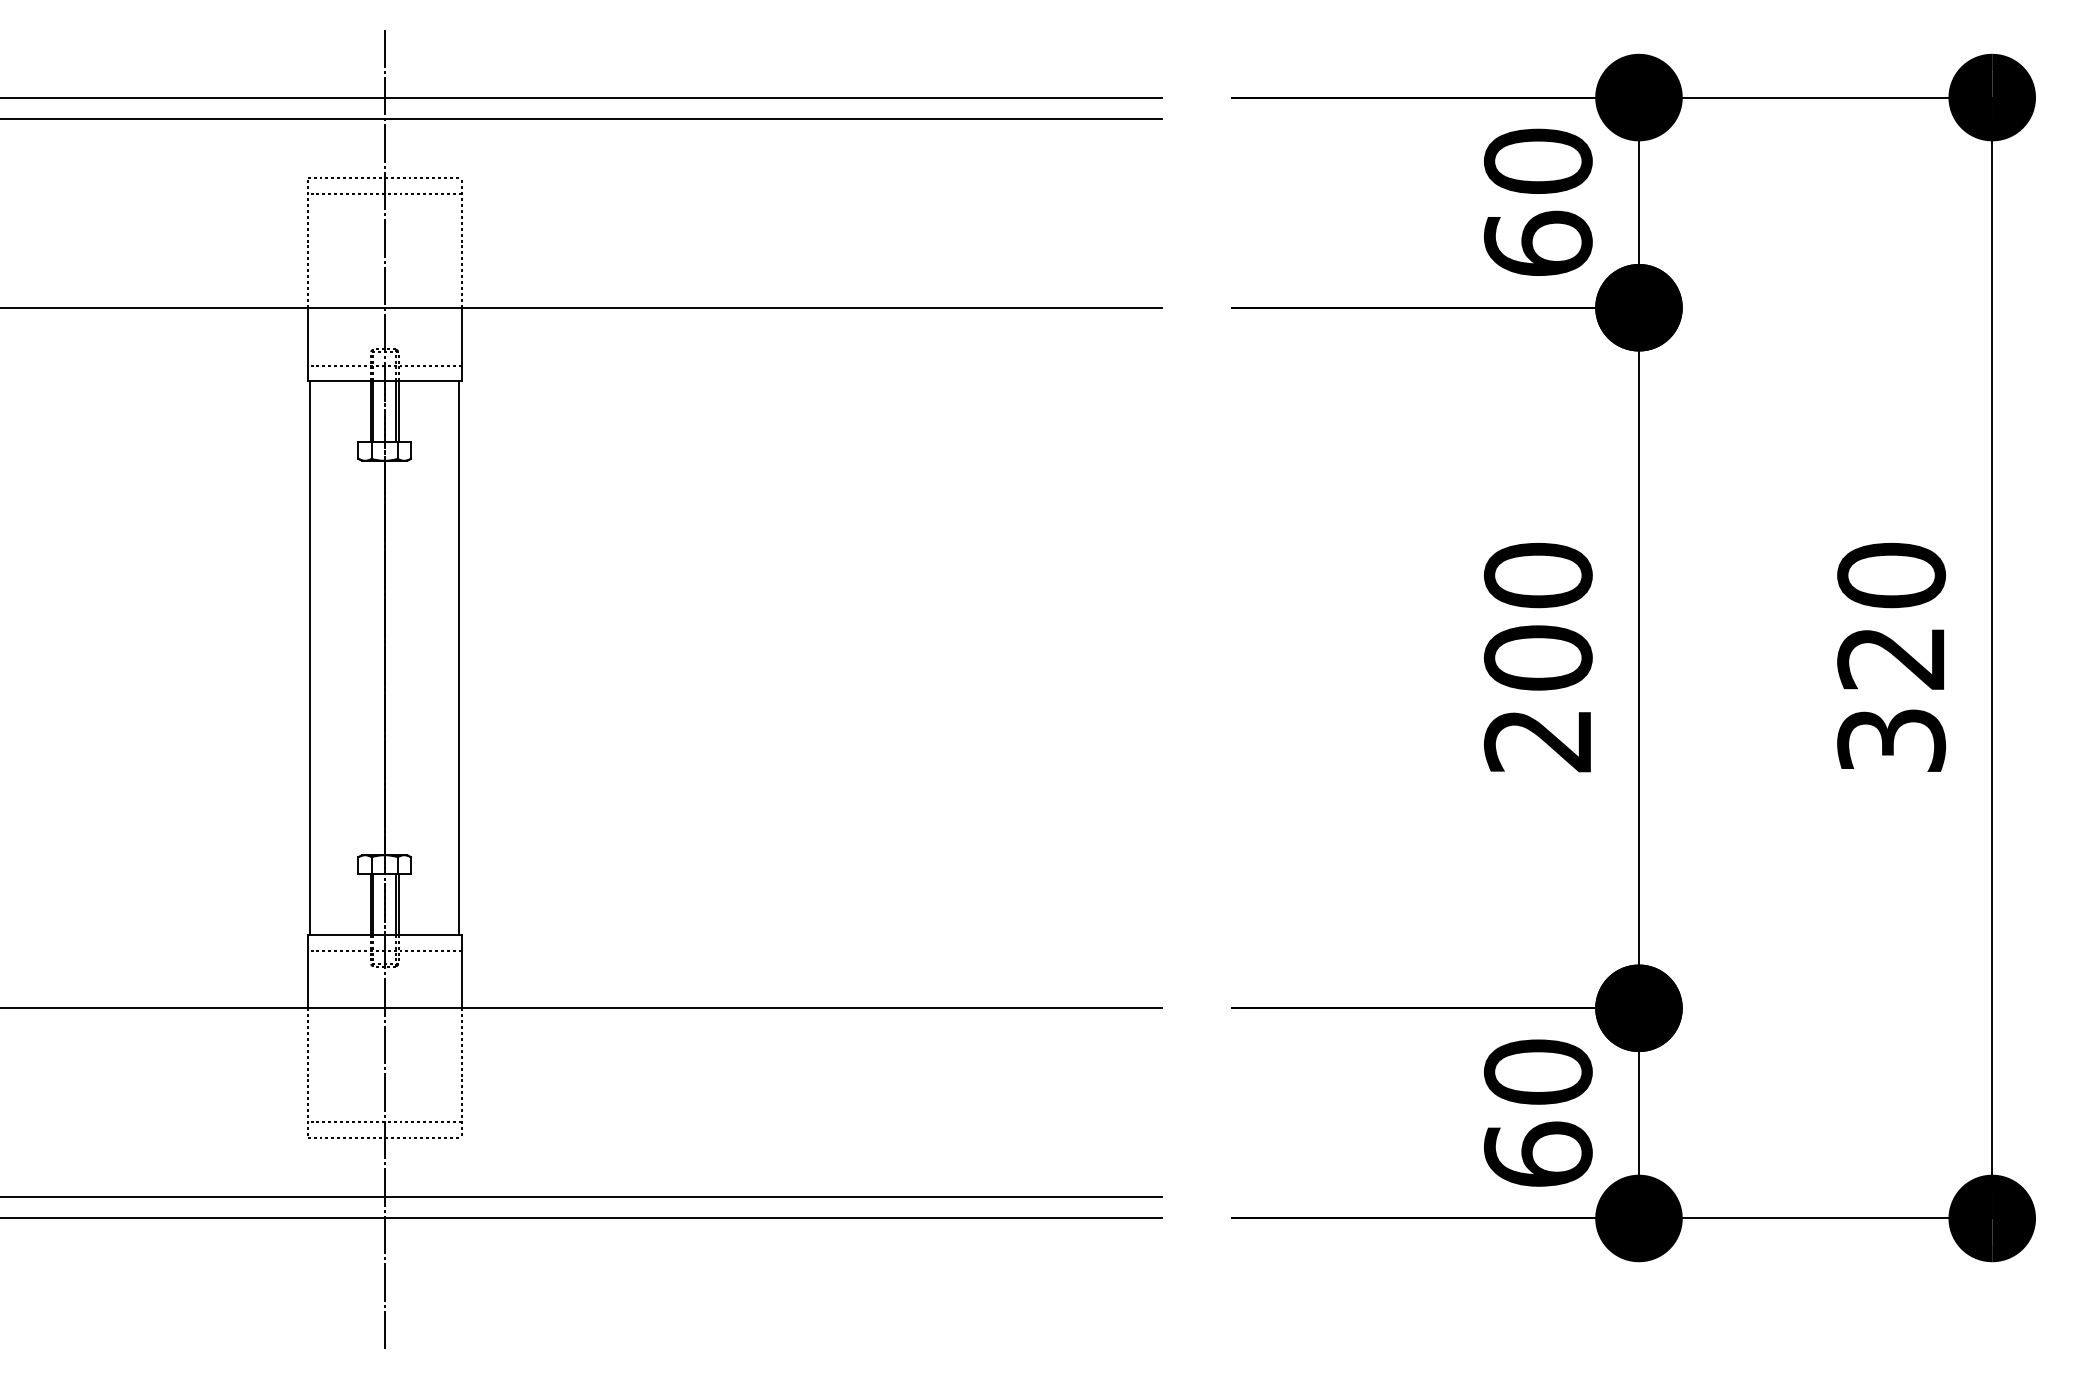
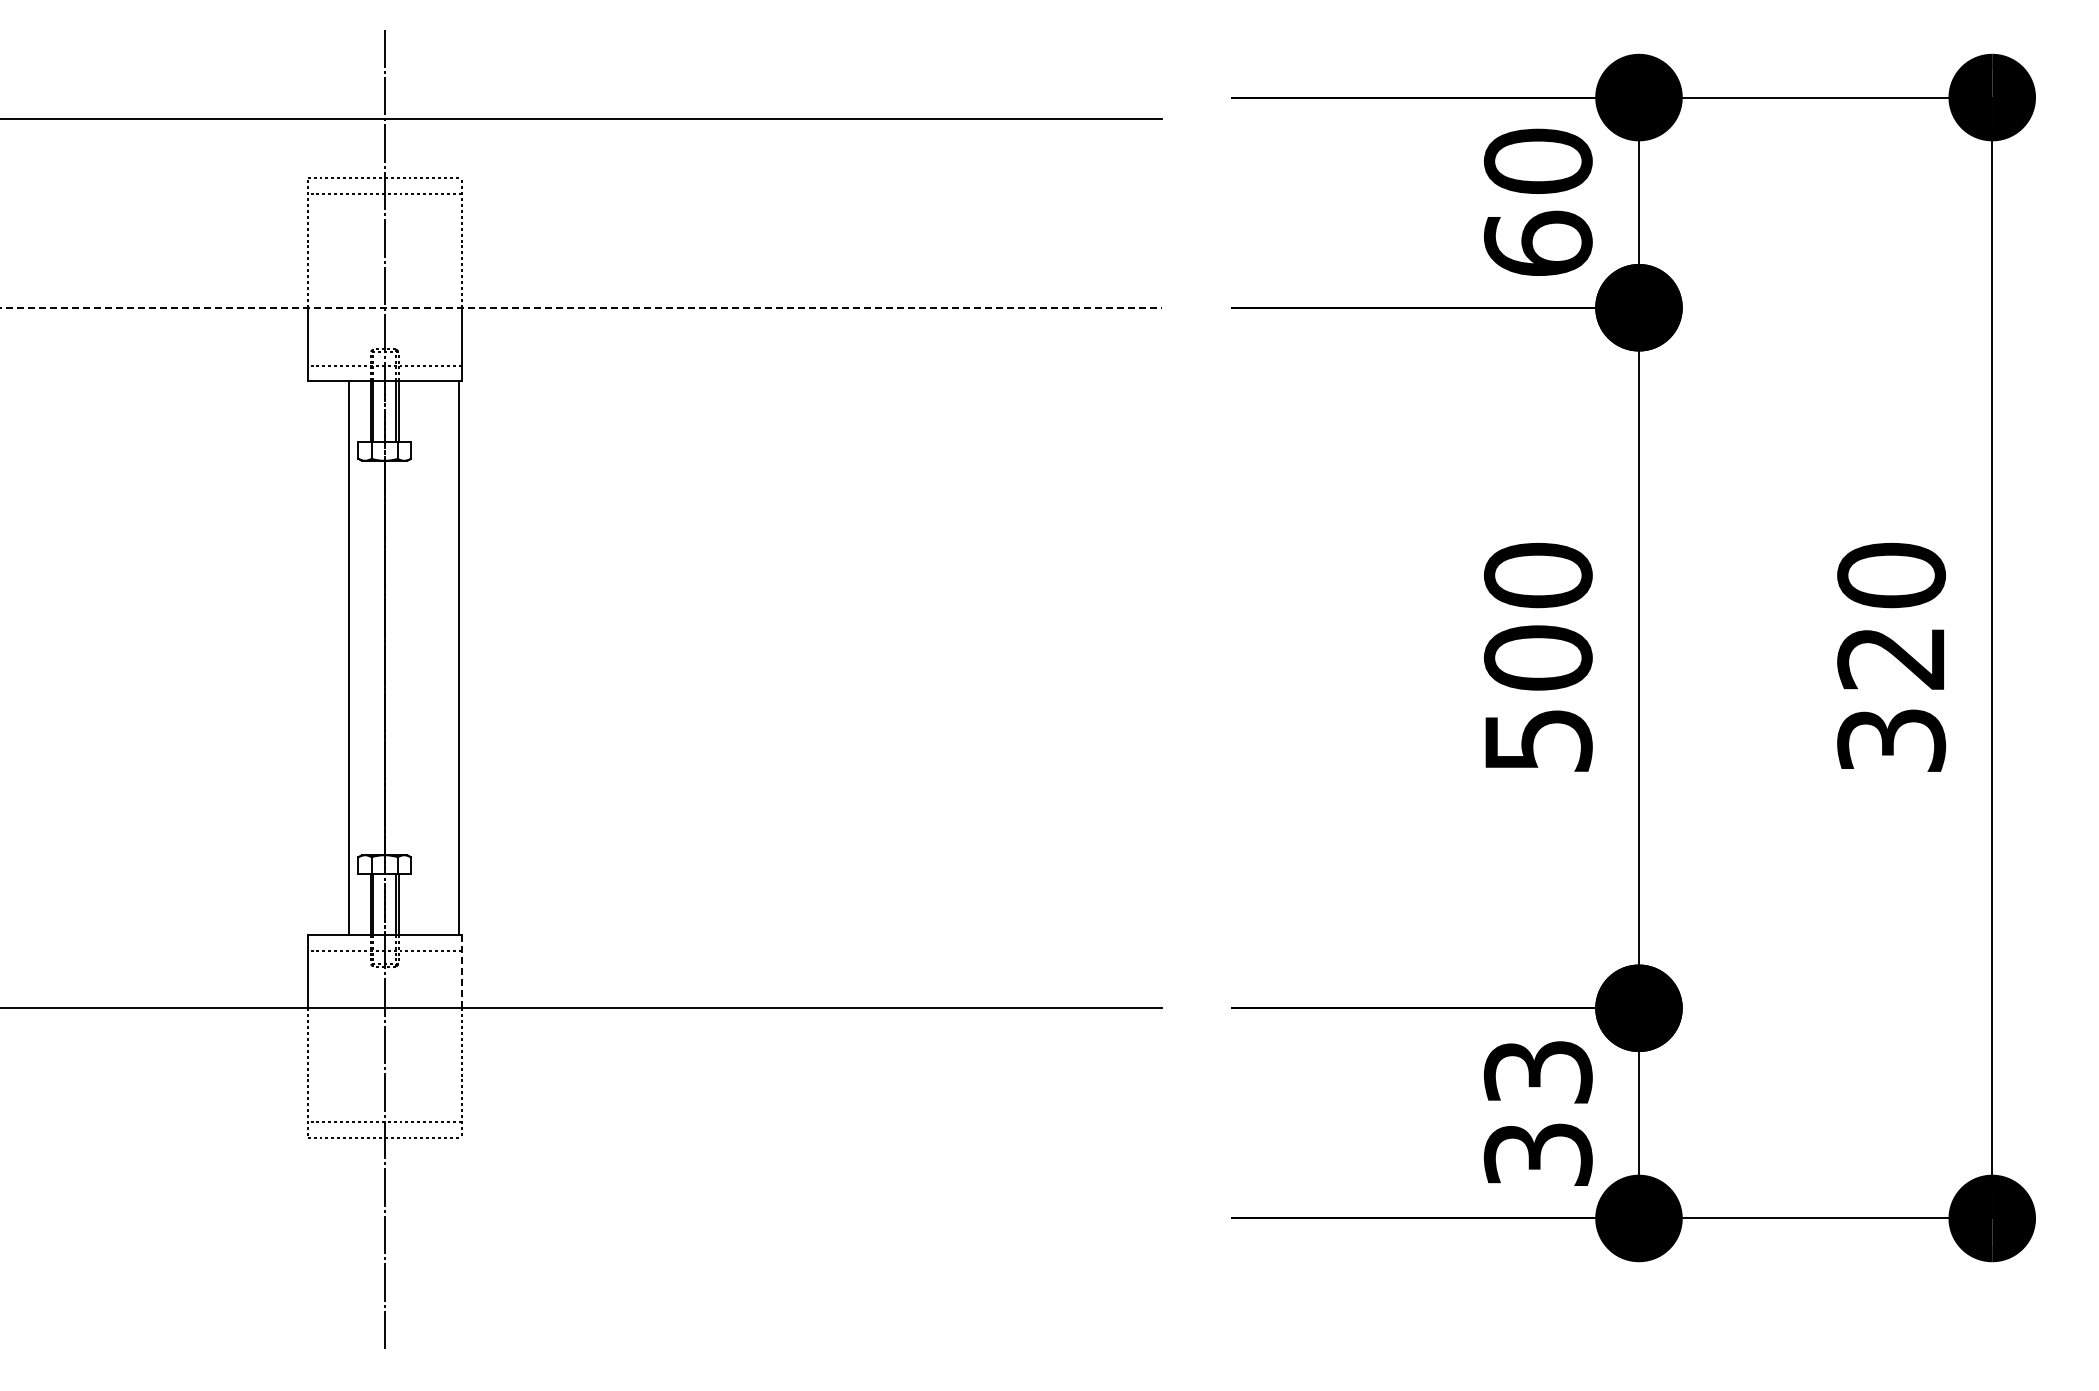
line: present -> none (582, 97)
line: solid -> dashed (581, 307)
line position: (310, 657) -> (349, 657) (349, 657)
text: 200 -> 500 (1537, 741)
line: solid -> dashed (461, 971)
text: 60 -> 33 (1537, 1112)
line: present -> none (582, 1197)
line: present -> none (582, 1218)
